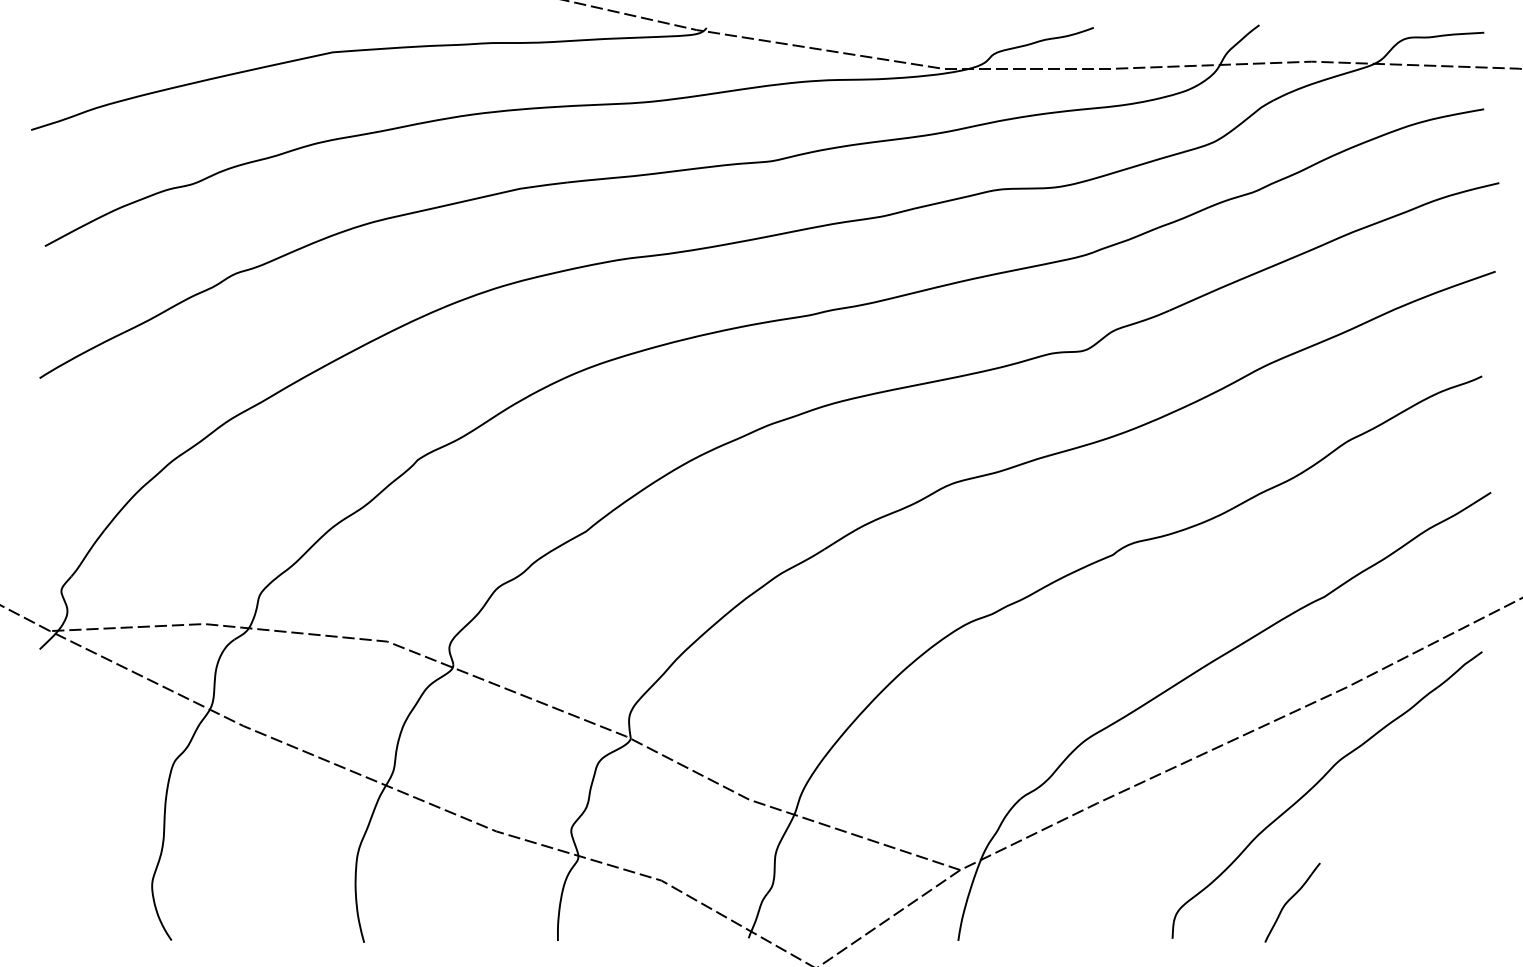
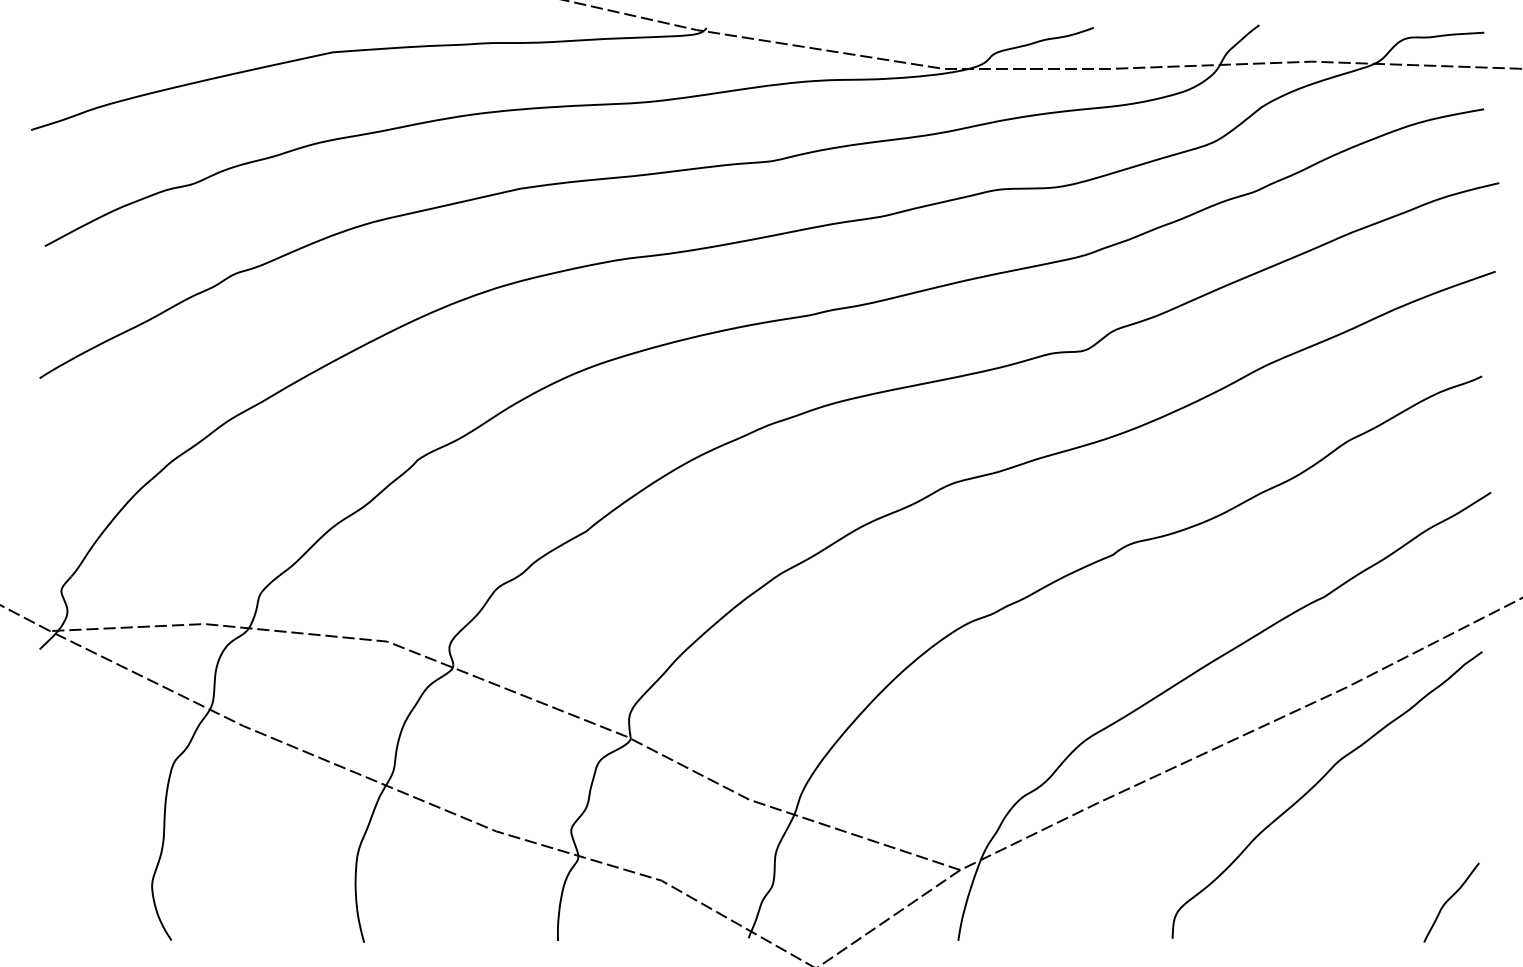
curve position: (1290, 900) -> (1449, 900) (1449, 900)
